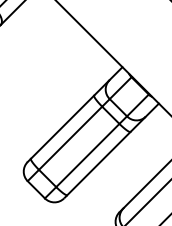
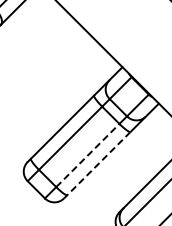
line: solid -> dashed (87, 155)
line: solid -> dashed (98, 163)
